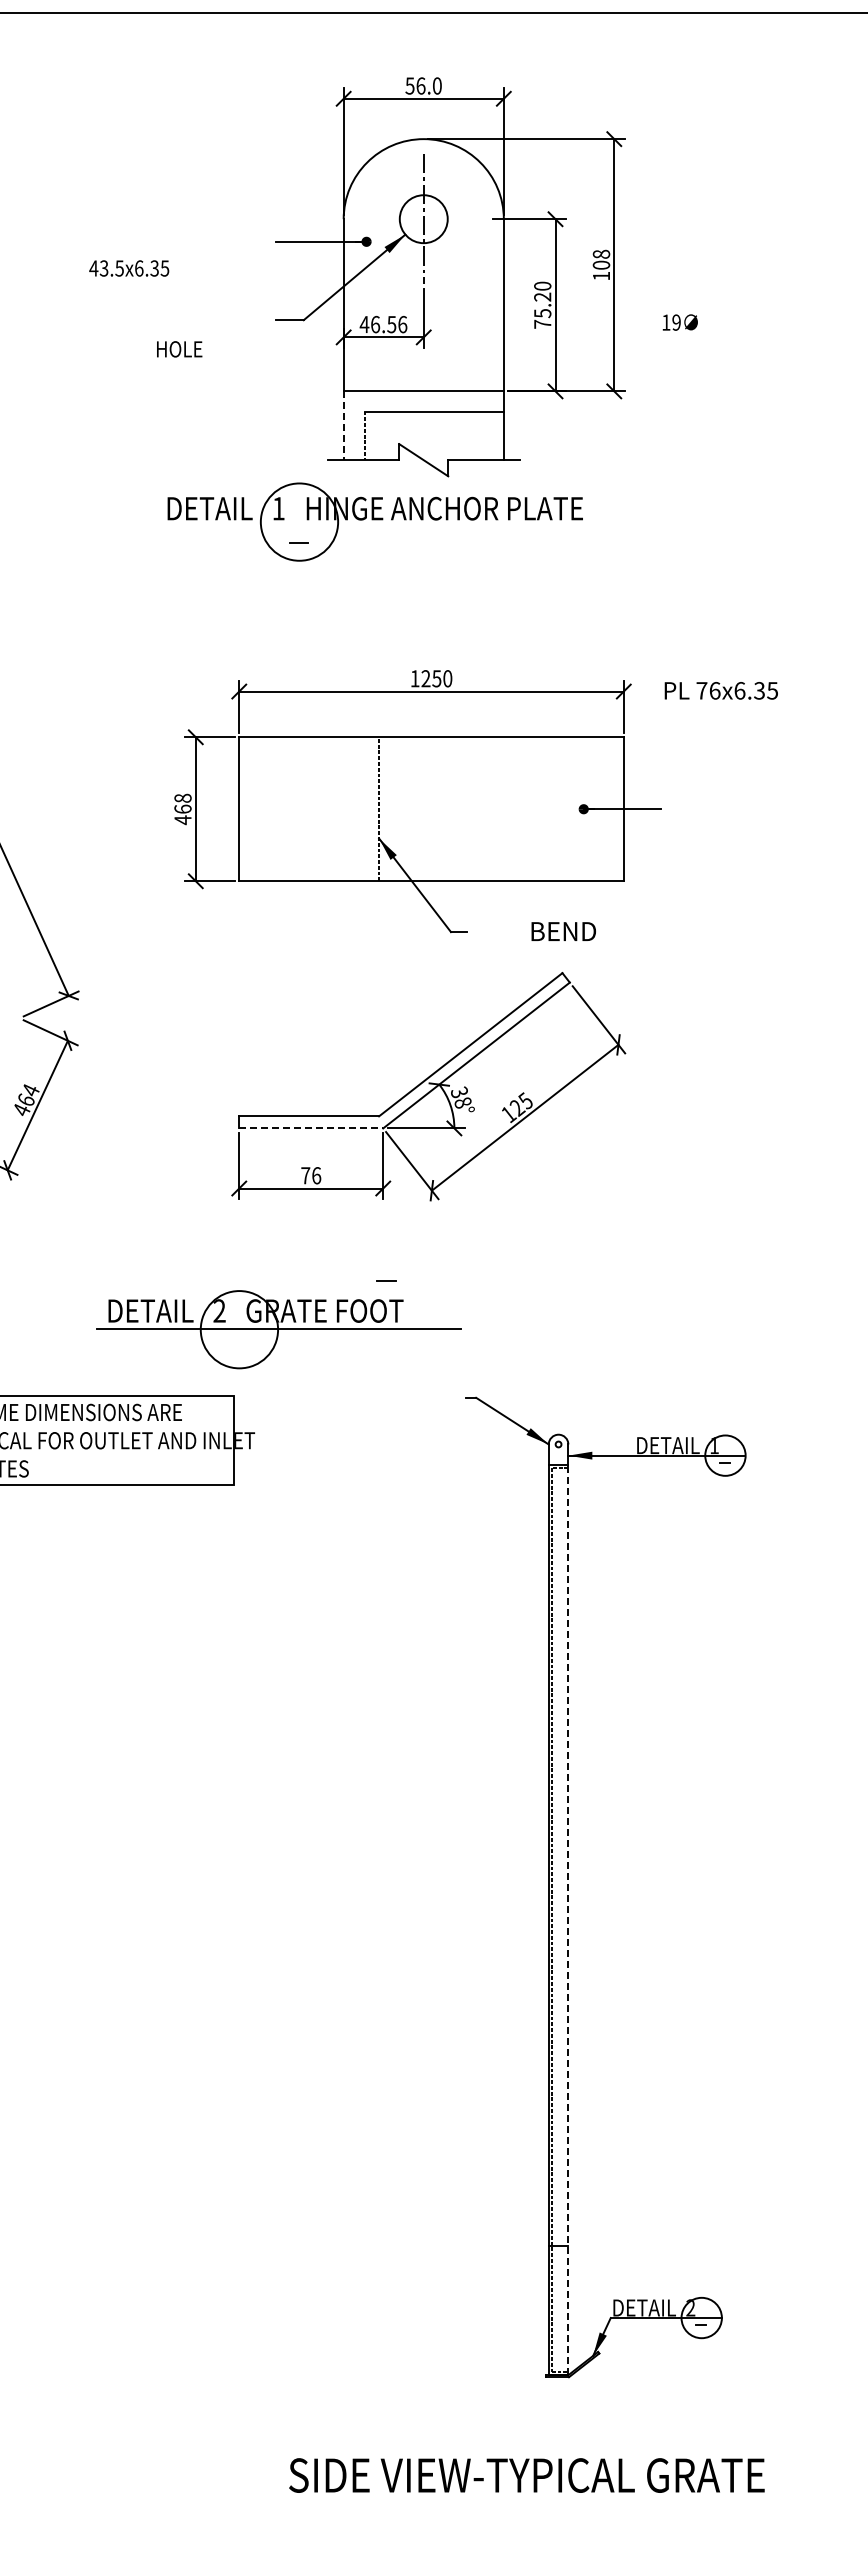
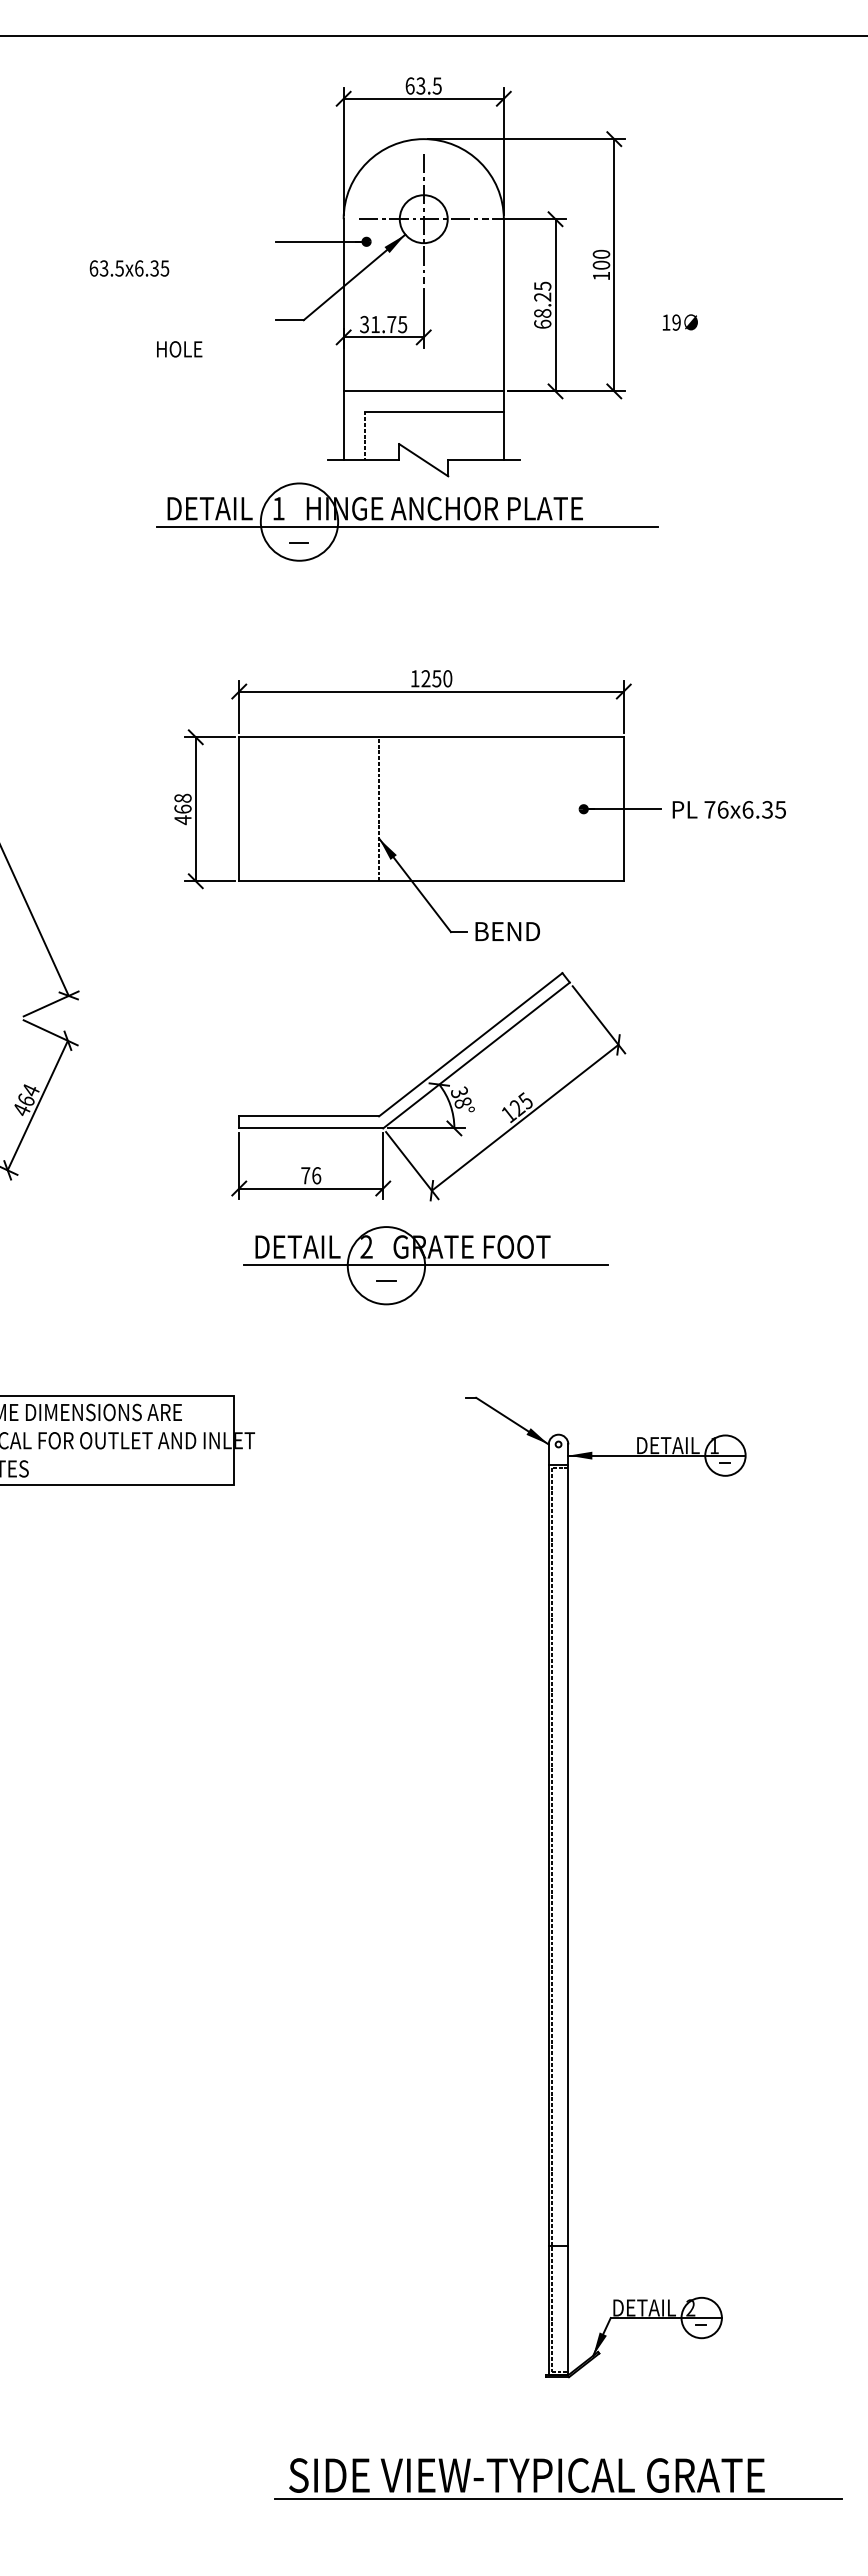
line position: (433, 12) -> (433, 35) (433, 35)
text: 56.0 -> 63.5 (423, 85)
line: none -> present (423, 219)
text: 108 -> 100 (601, 253)
text: 43.5x6.35 -> 63.5x6.35 (93, 268)
text: 75.20 -> 68.25 (542, 304)
text: 46.56 -> 31.75 (383, 324)
line: dashed -> solid (343, 426)
line: none -> present (407, 526)
text position: (720, 690) -> (728, 809) (728, 809)
text position: (563, 931) -> (507, 931) (507, 931)
line: dashed -> solid (311, 1128)
part position: (278, 1329) -> (425, 1265) (425, 1265)
line: dashed -> solid (568, 1920)
line: none -> present (558, 2498)
